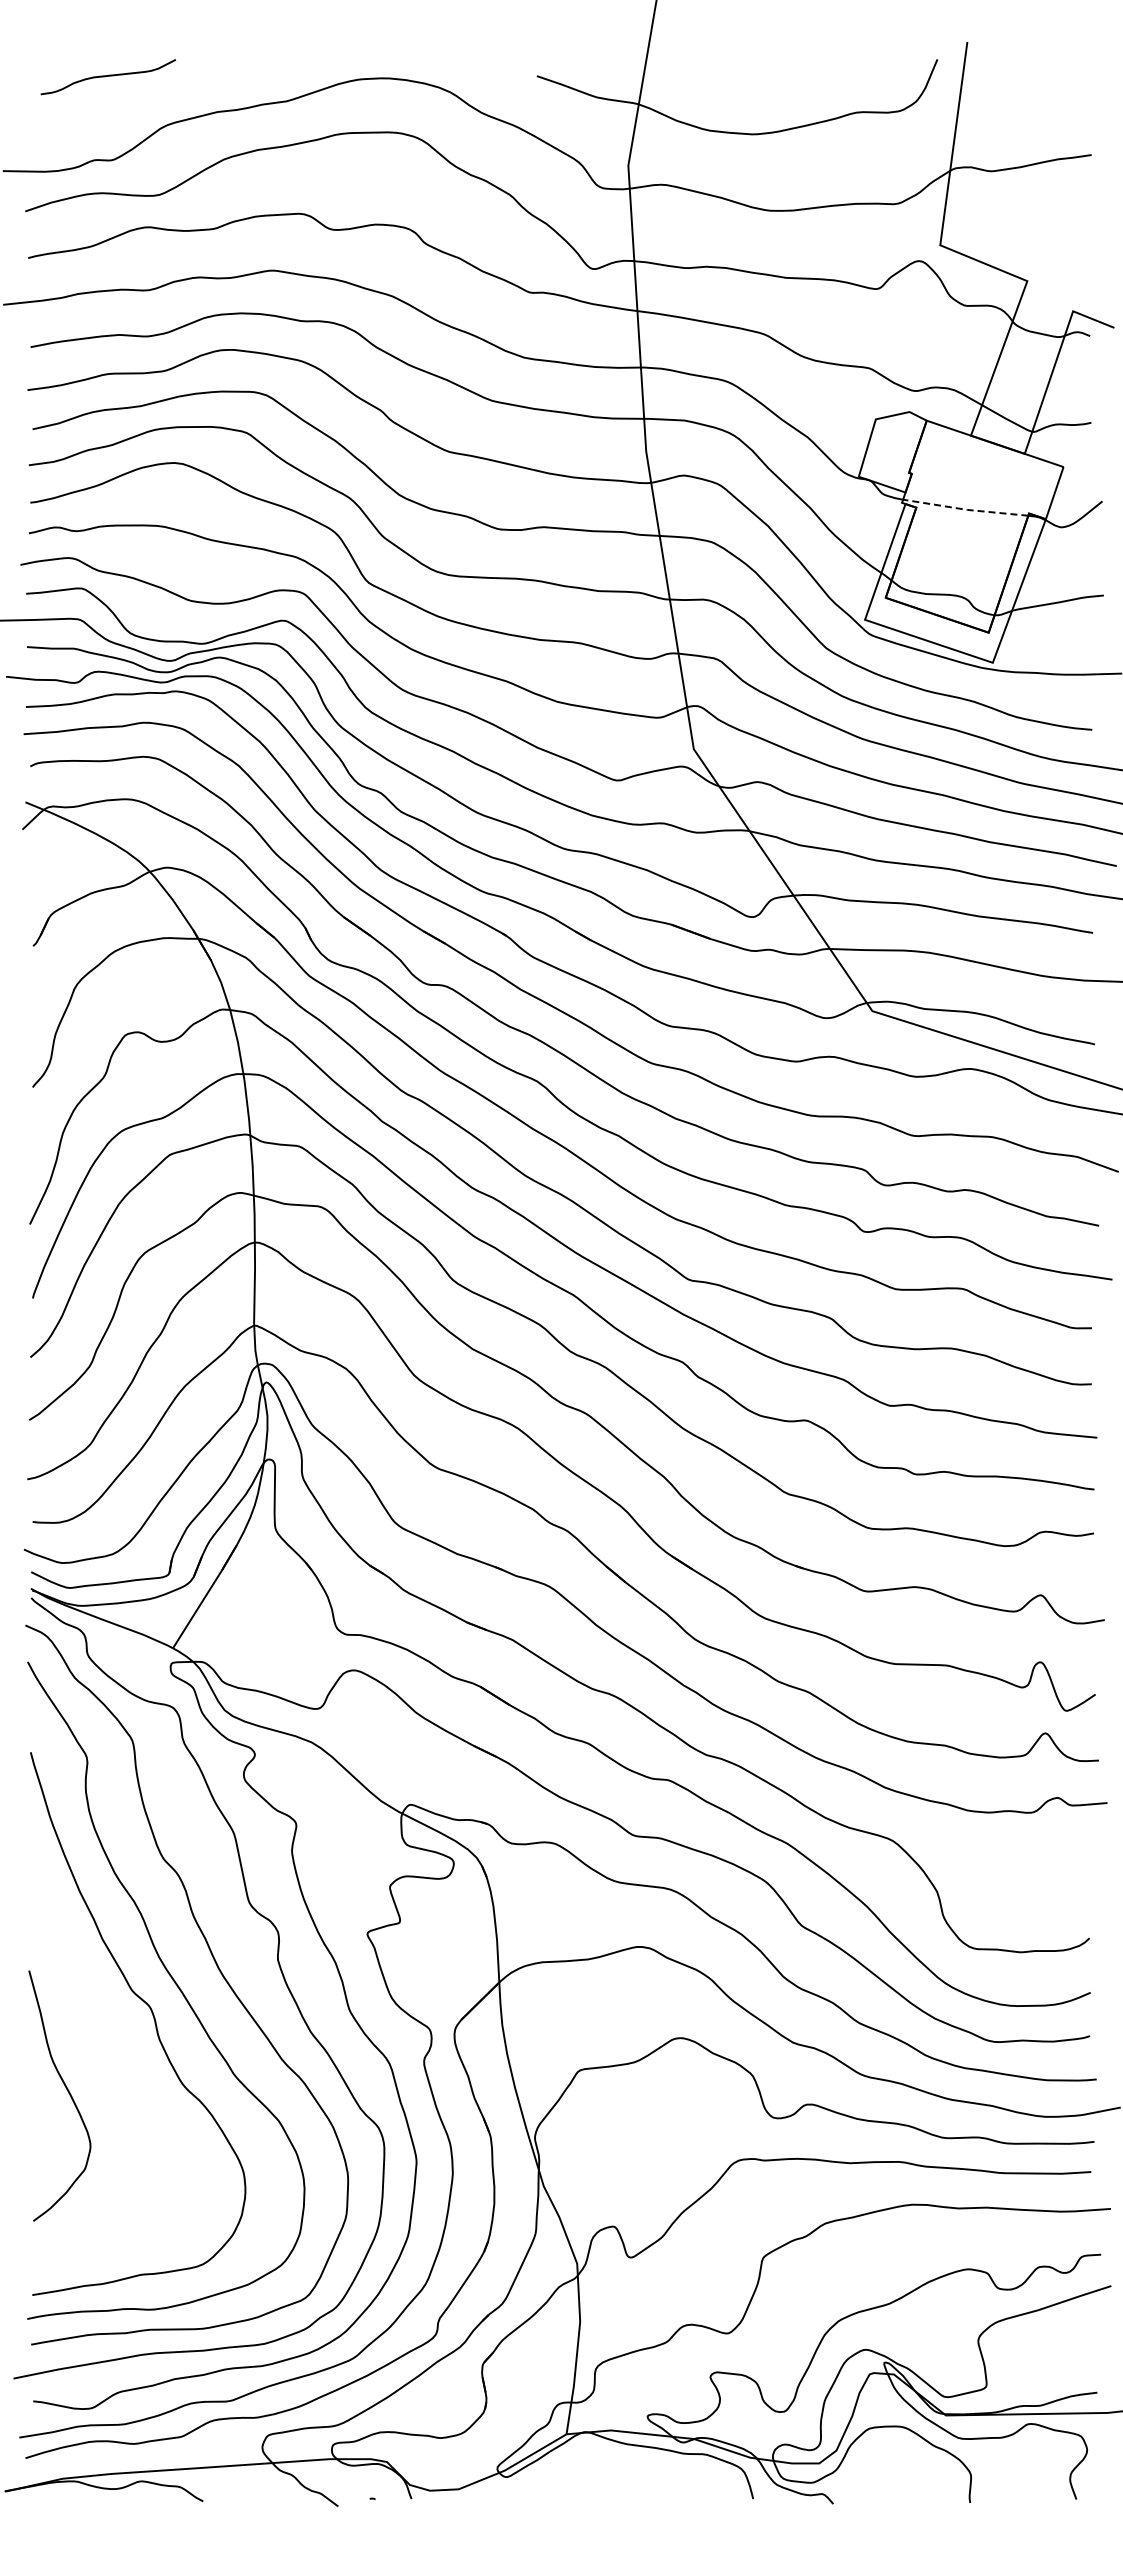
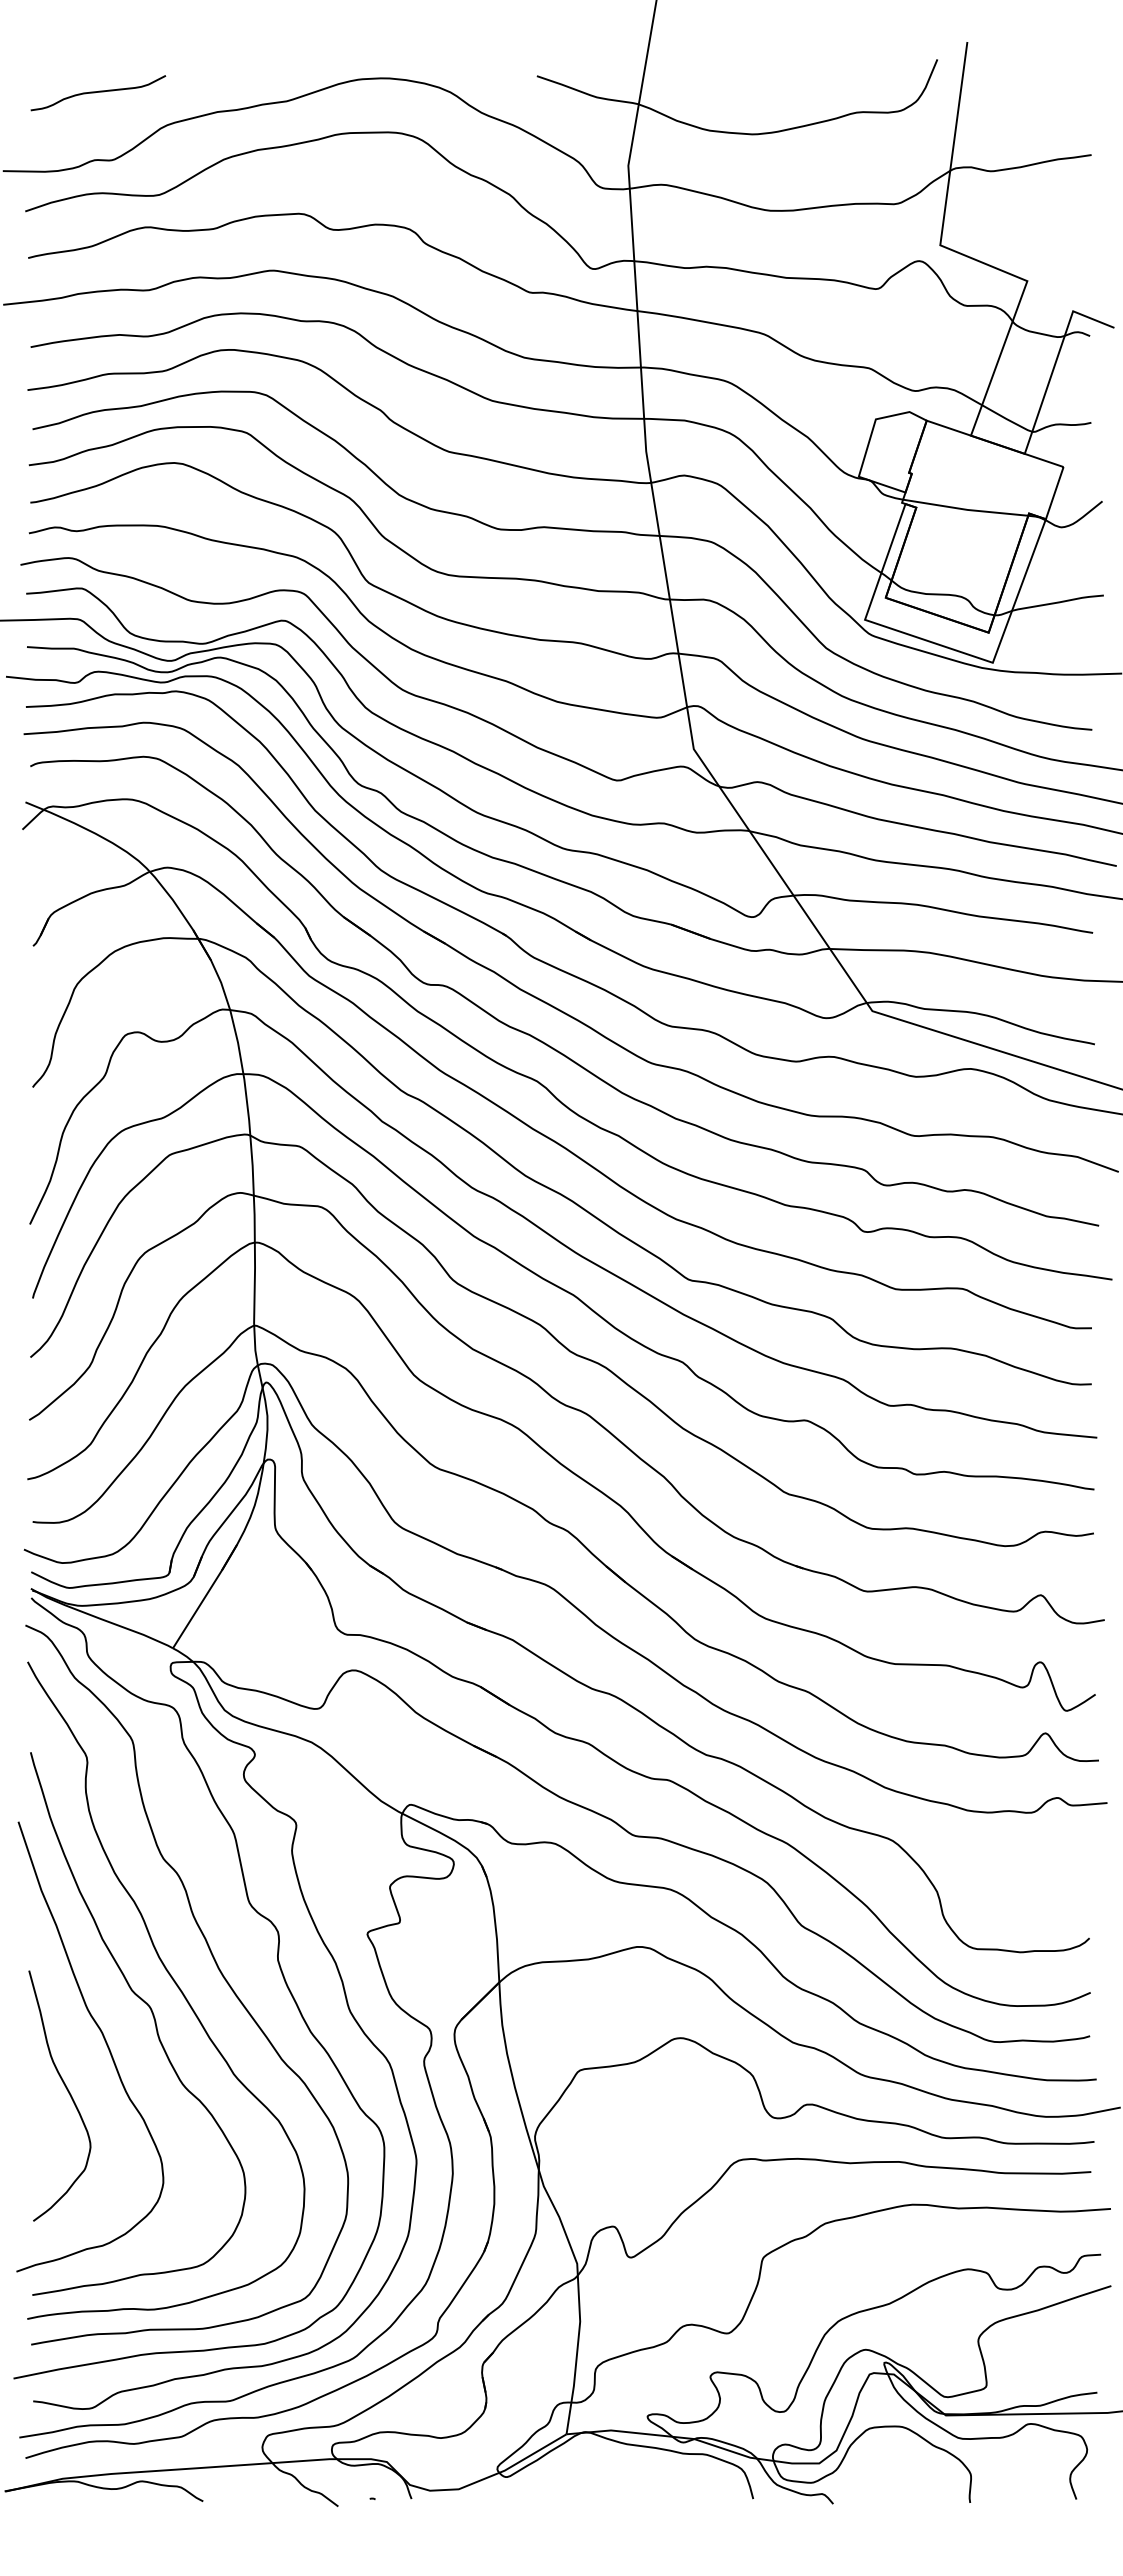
curve position: (108, 76) -> (98, 92) (98, 92)
line: dashed -> solid (965, 509)
curve: none -> present (104, 2041)
